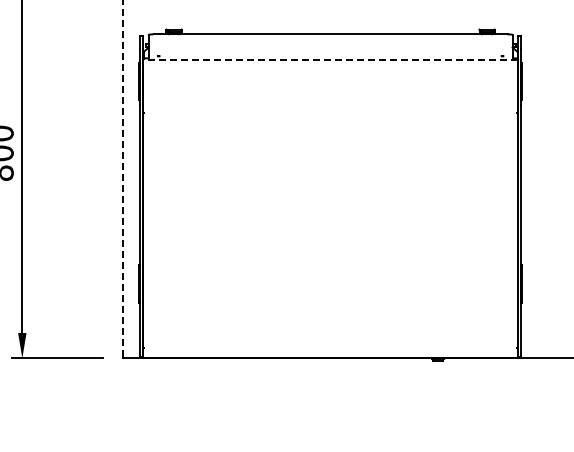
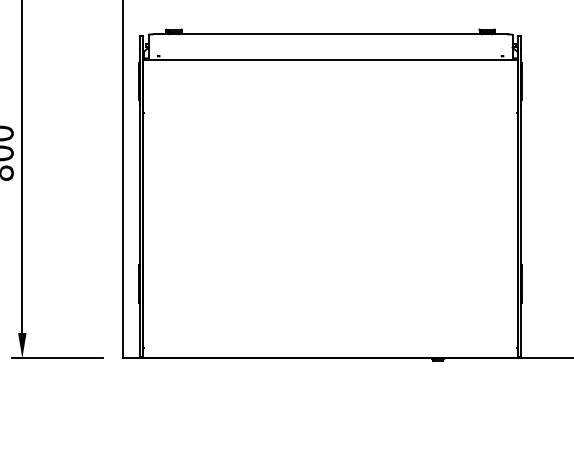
line: dashed -> solid (330, 60)
line: dashed -> solid (122, 178)
